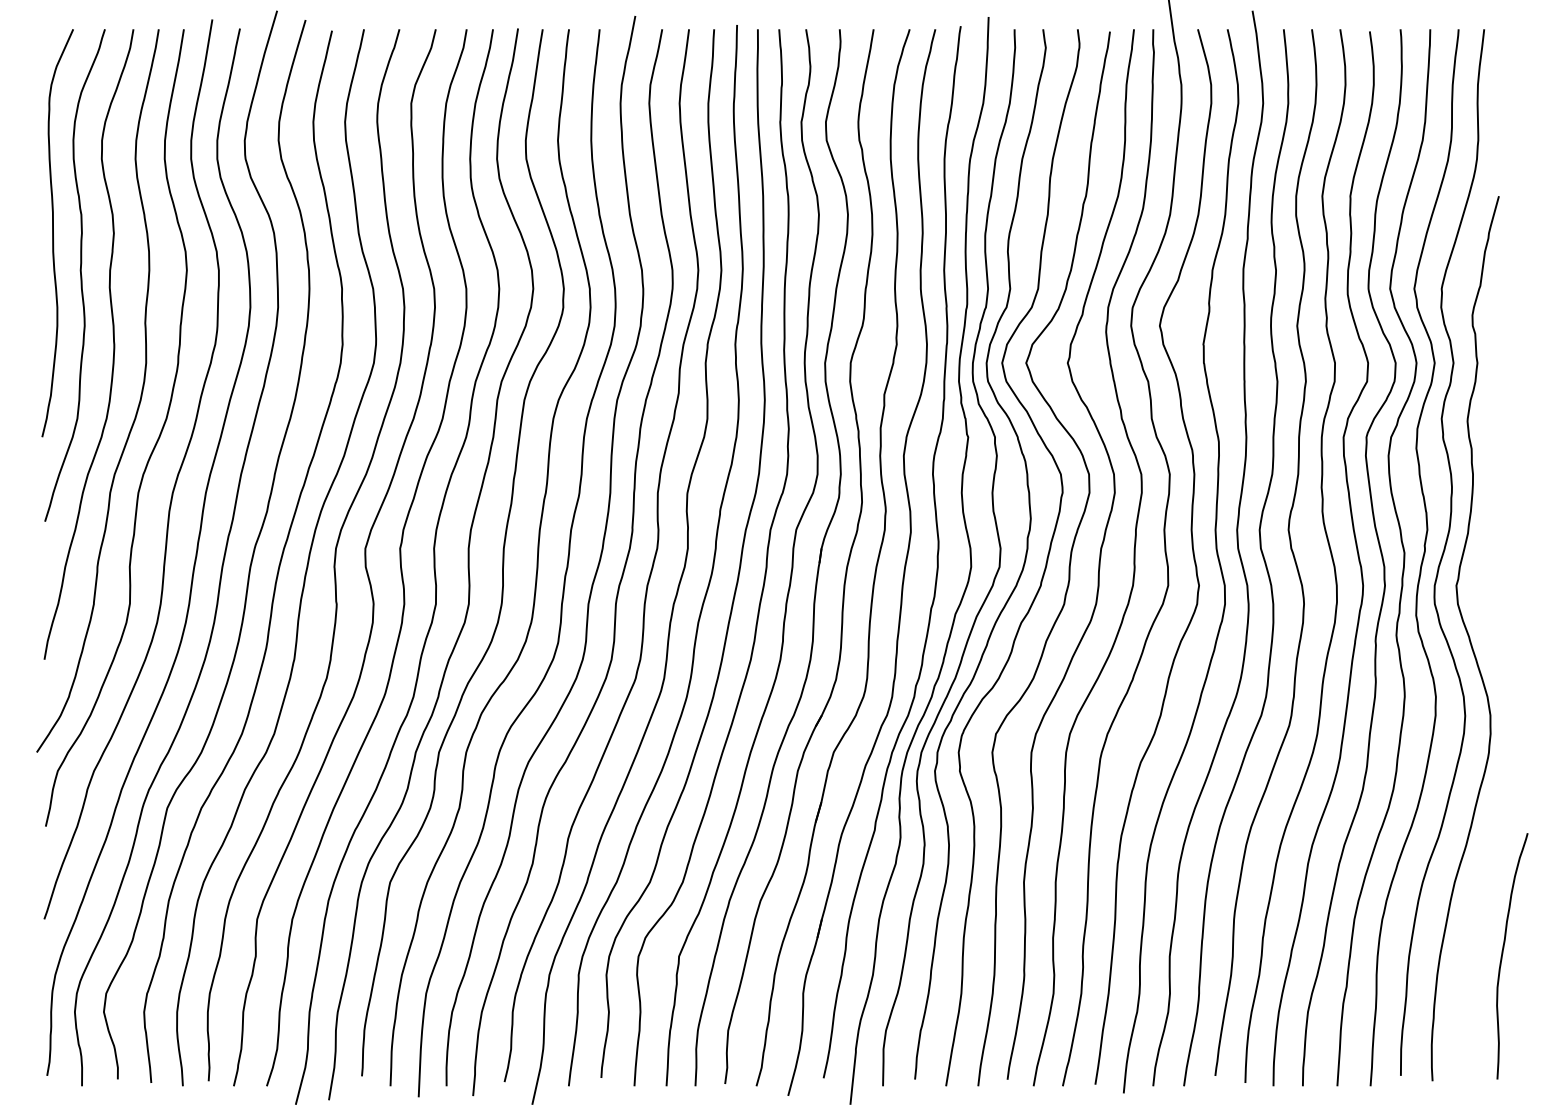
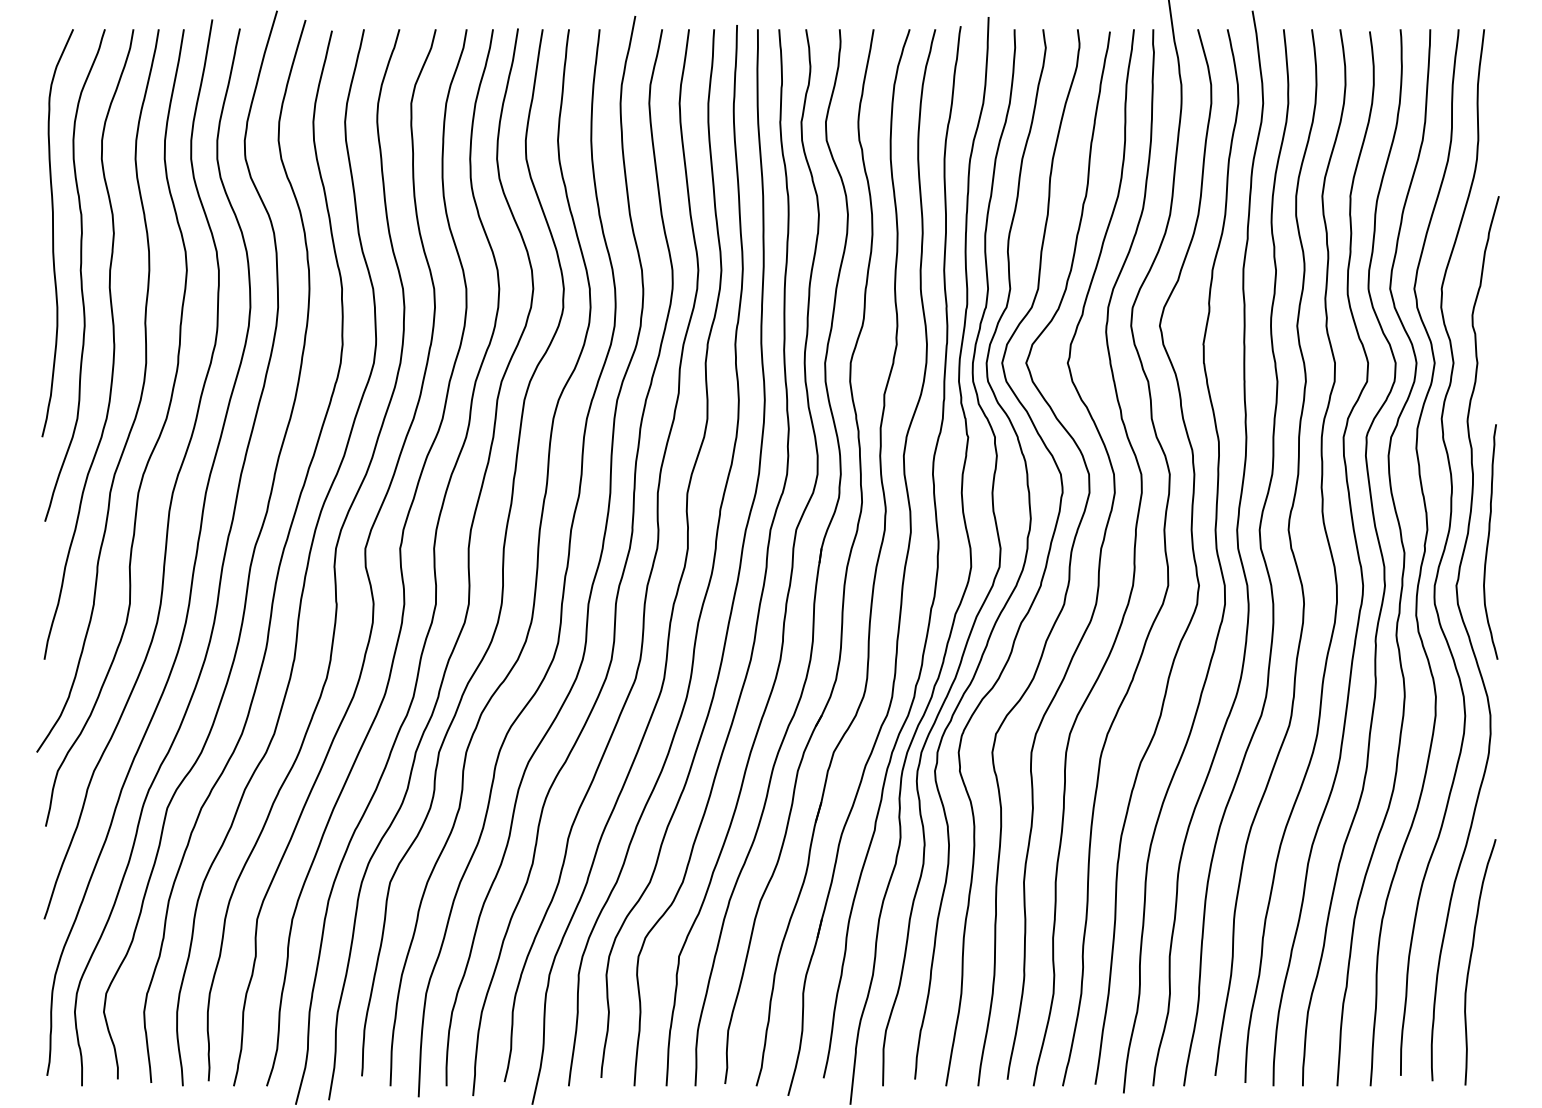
curve: none -> present (1488, 541)
curve position: (1503, 954) -> (1471, 960) (1471, 960)
